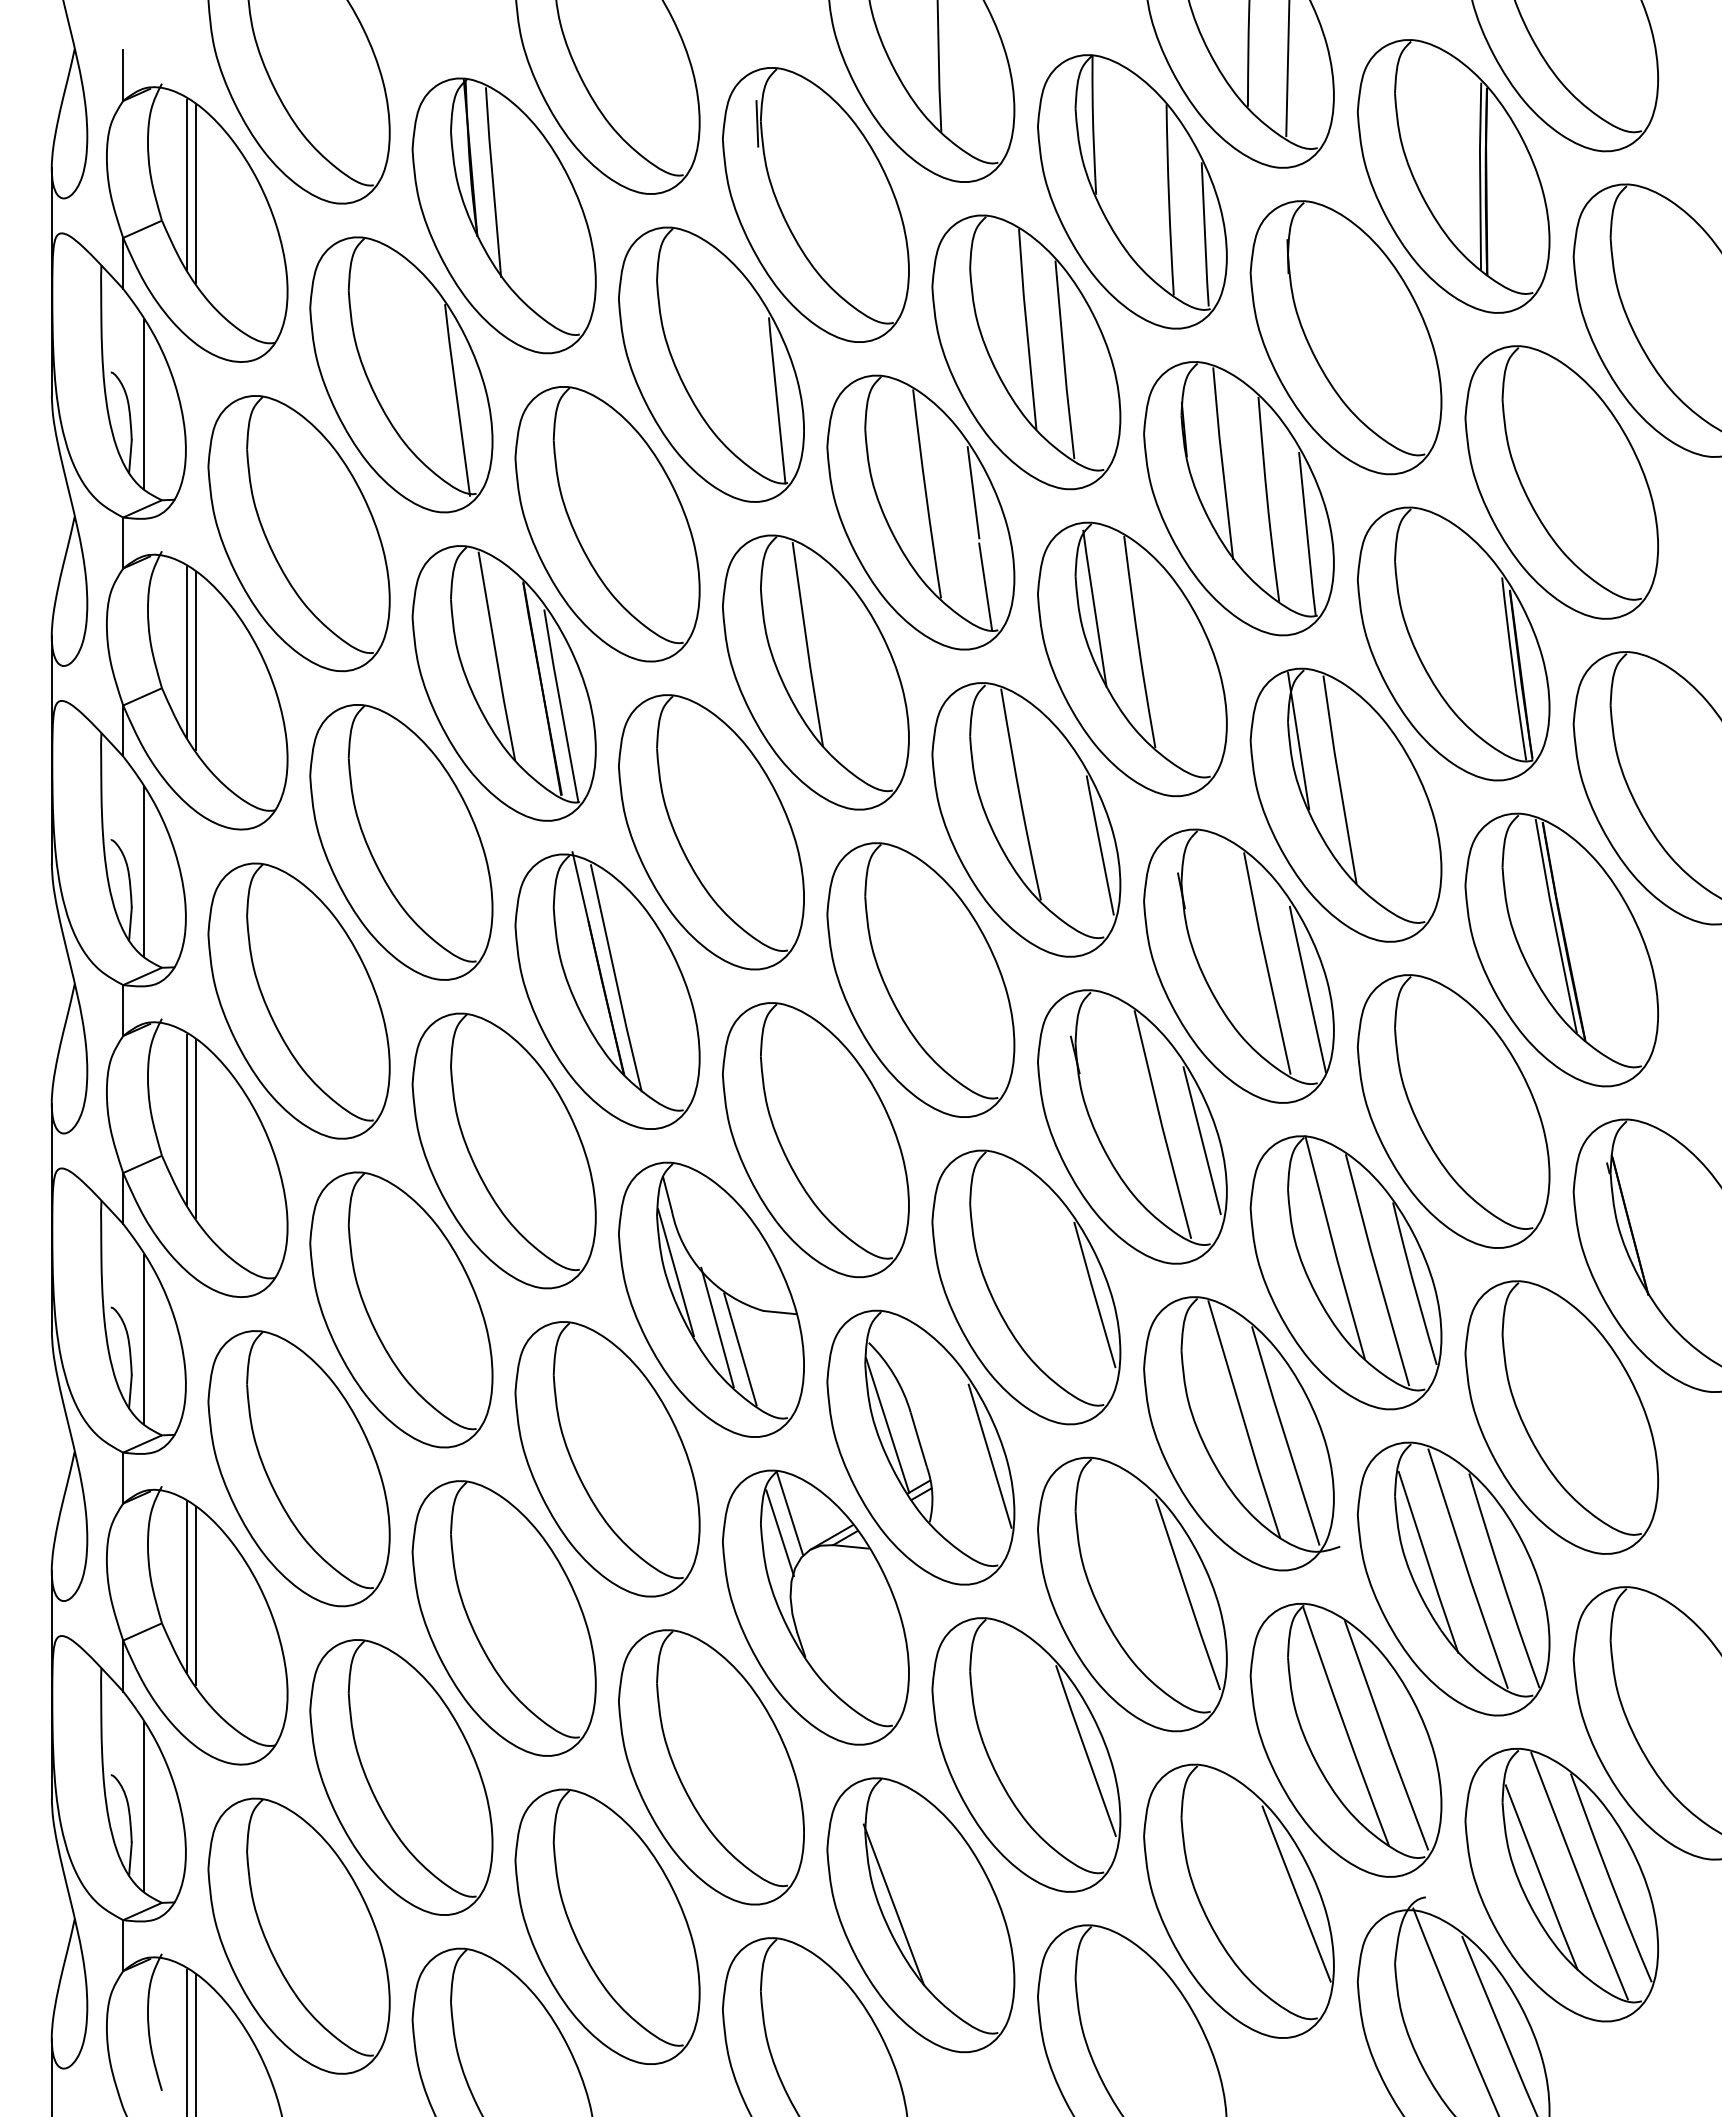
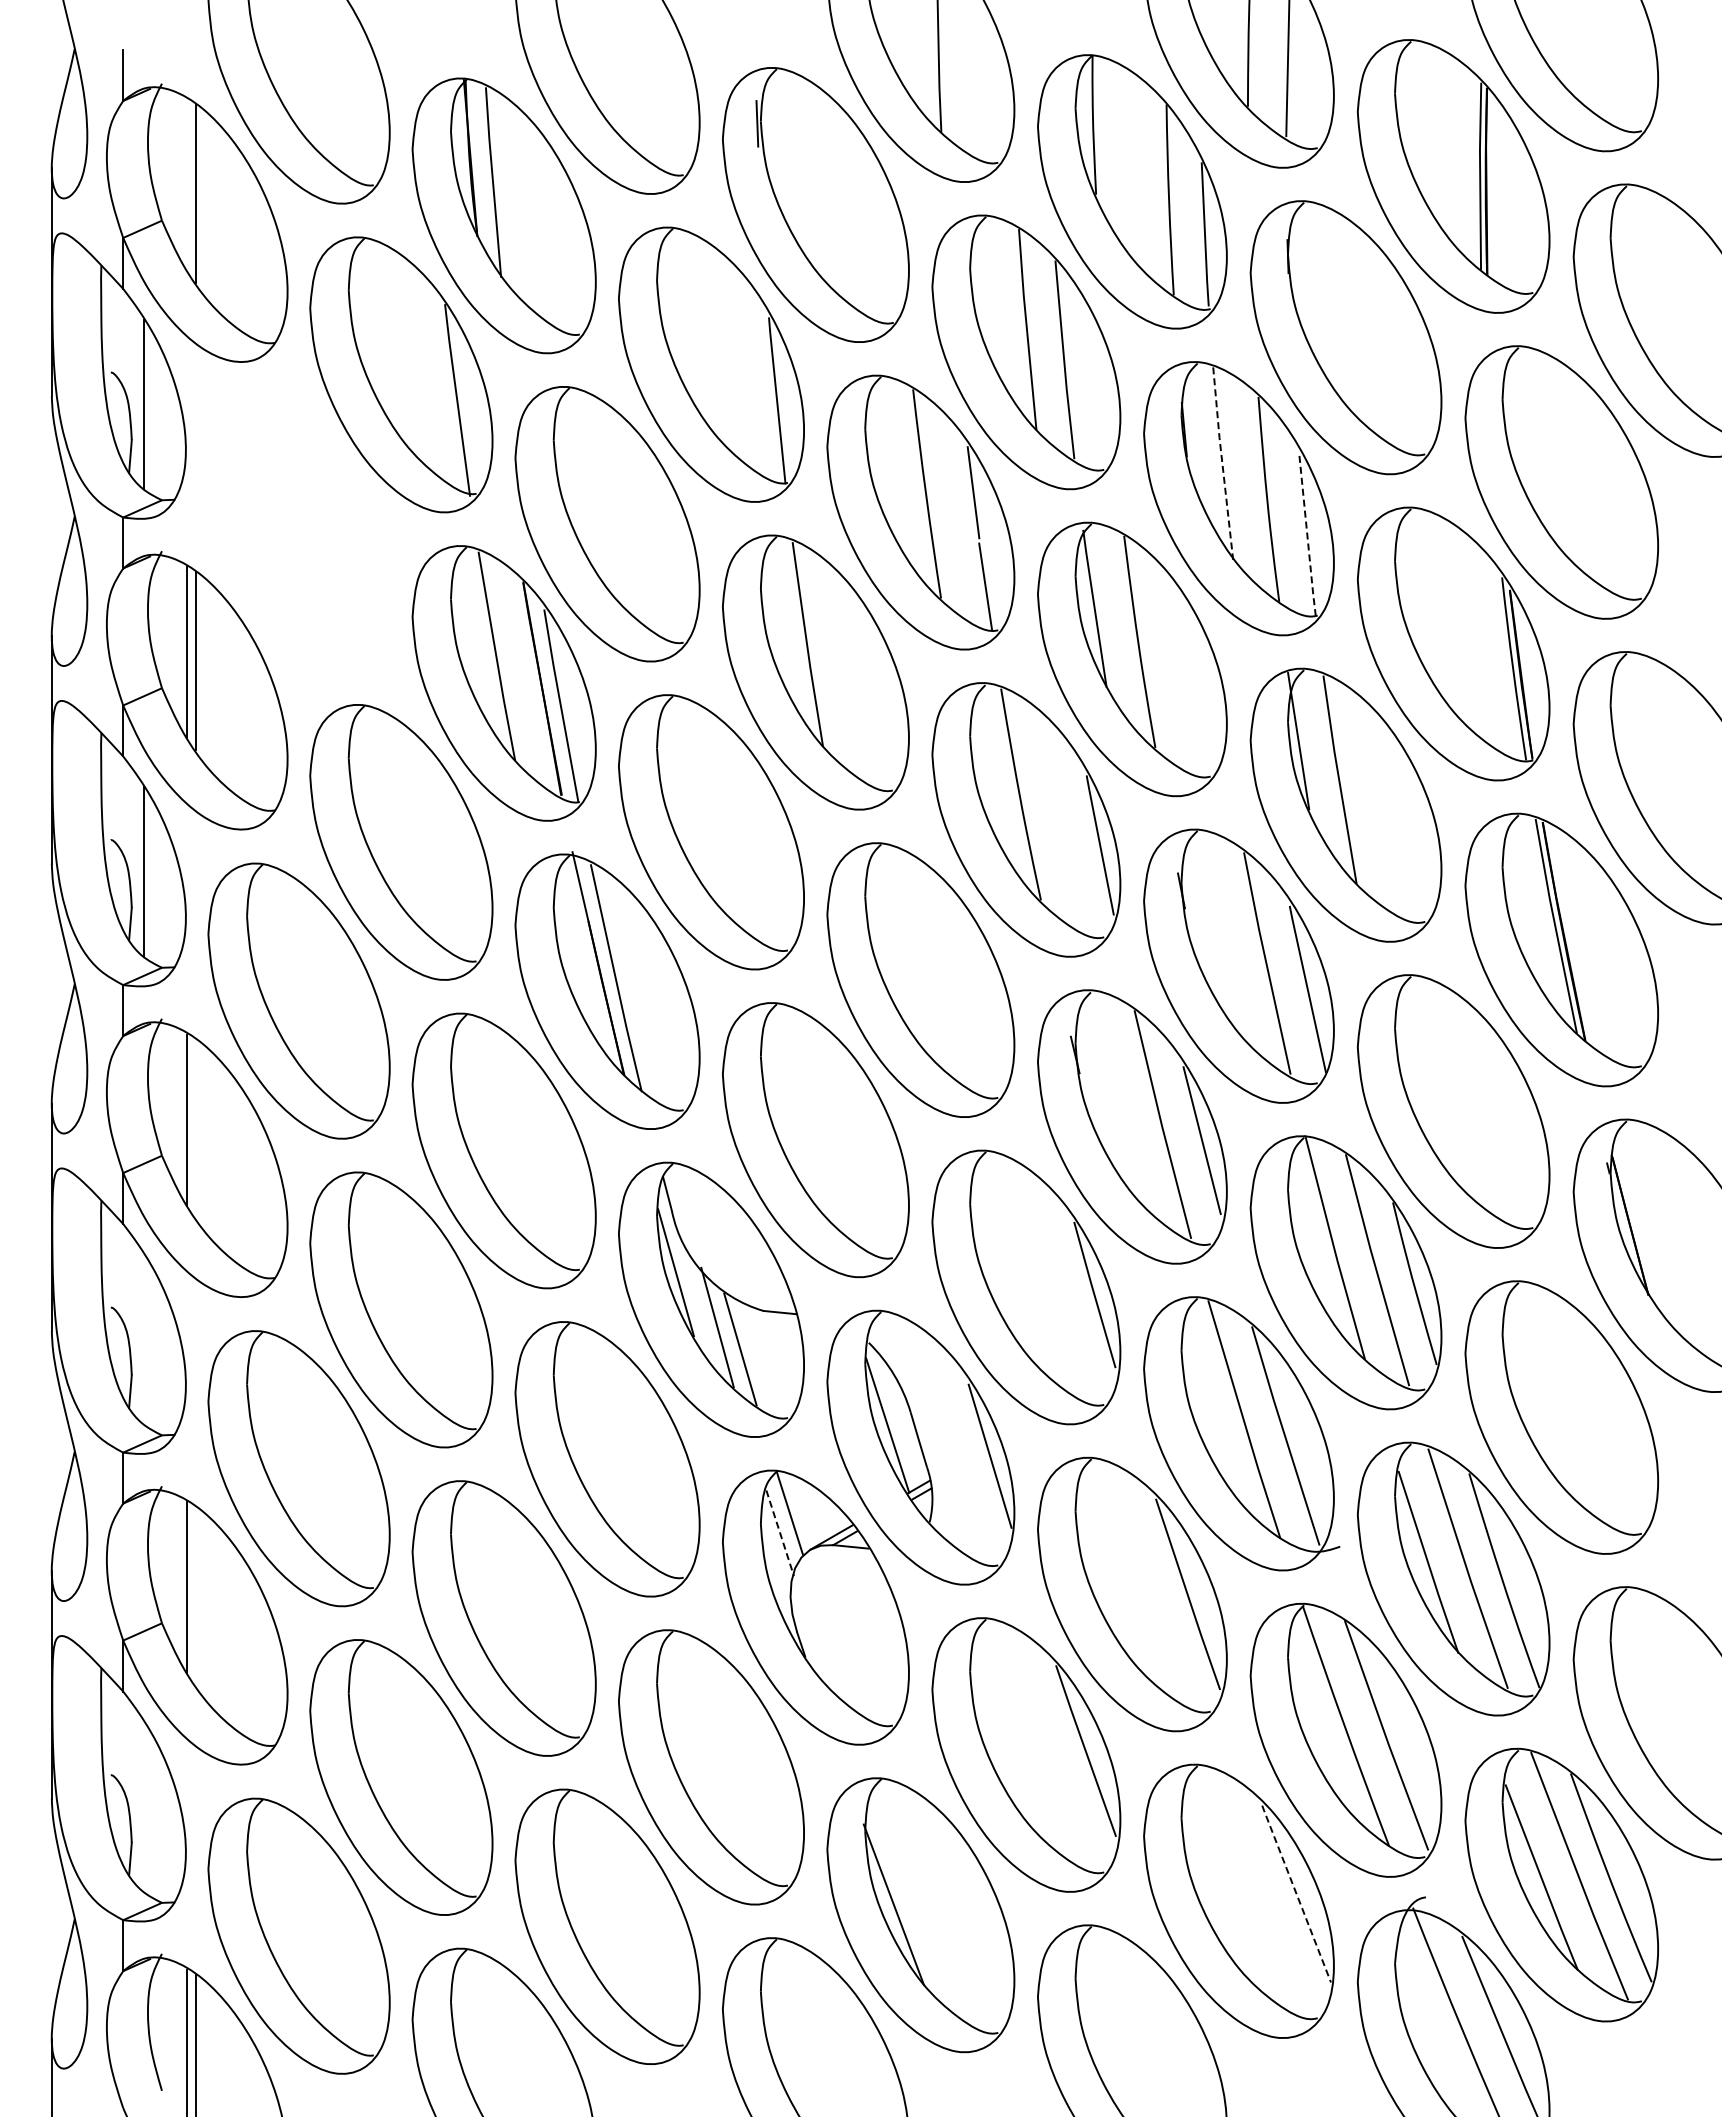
line: present -> none (187, 184)
line: solid -> dashed (1222, 463)
part: present -> none (298, 533)
line: solid -> dashed (1307, 534)
line: present -> none (195, 1128)
line: present -> none (144, 1339)
line: solid -> dashed (780, 1533)
line: present -> none (195, 1596)
line: present -> none (144, 1807)
line: solid -> dashed (1296, 1893)
